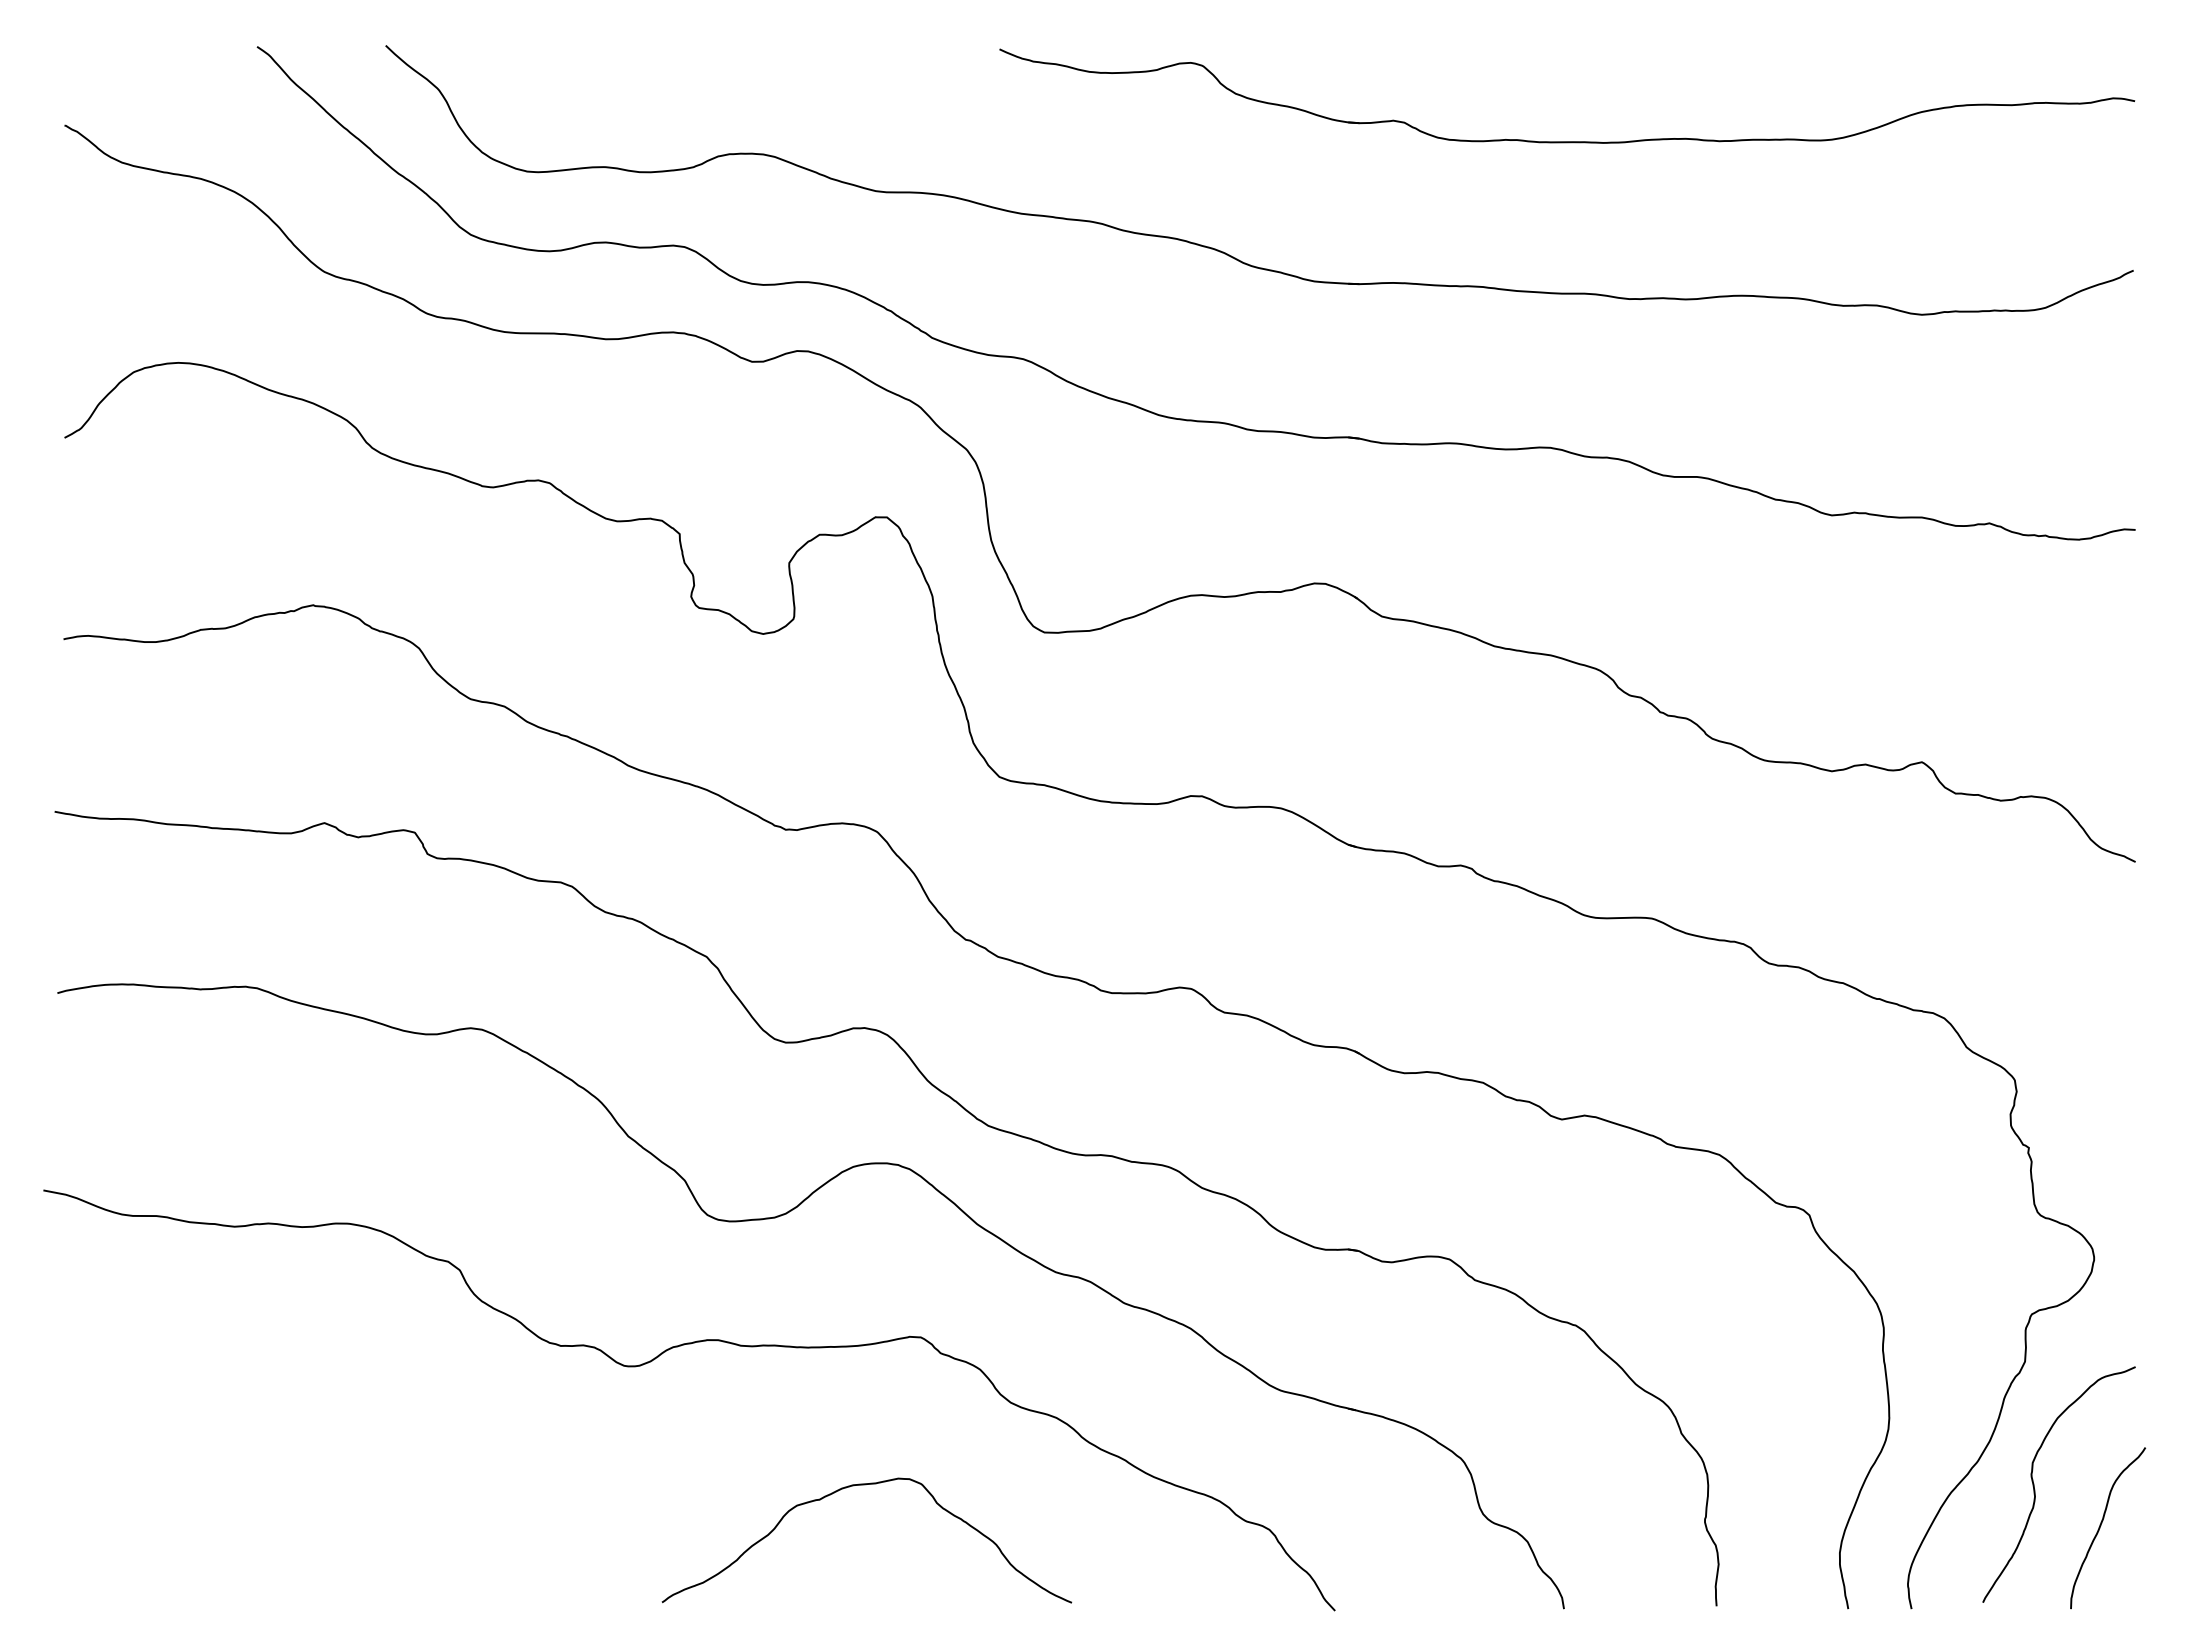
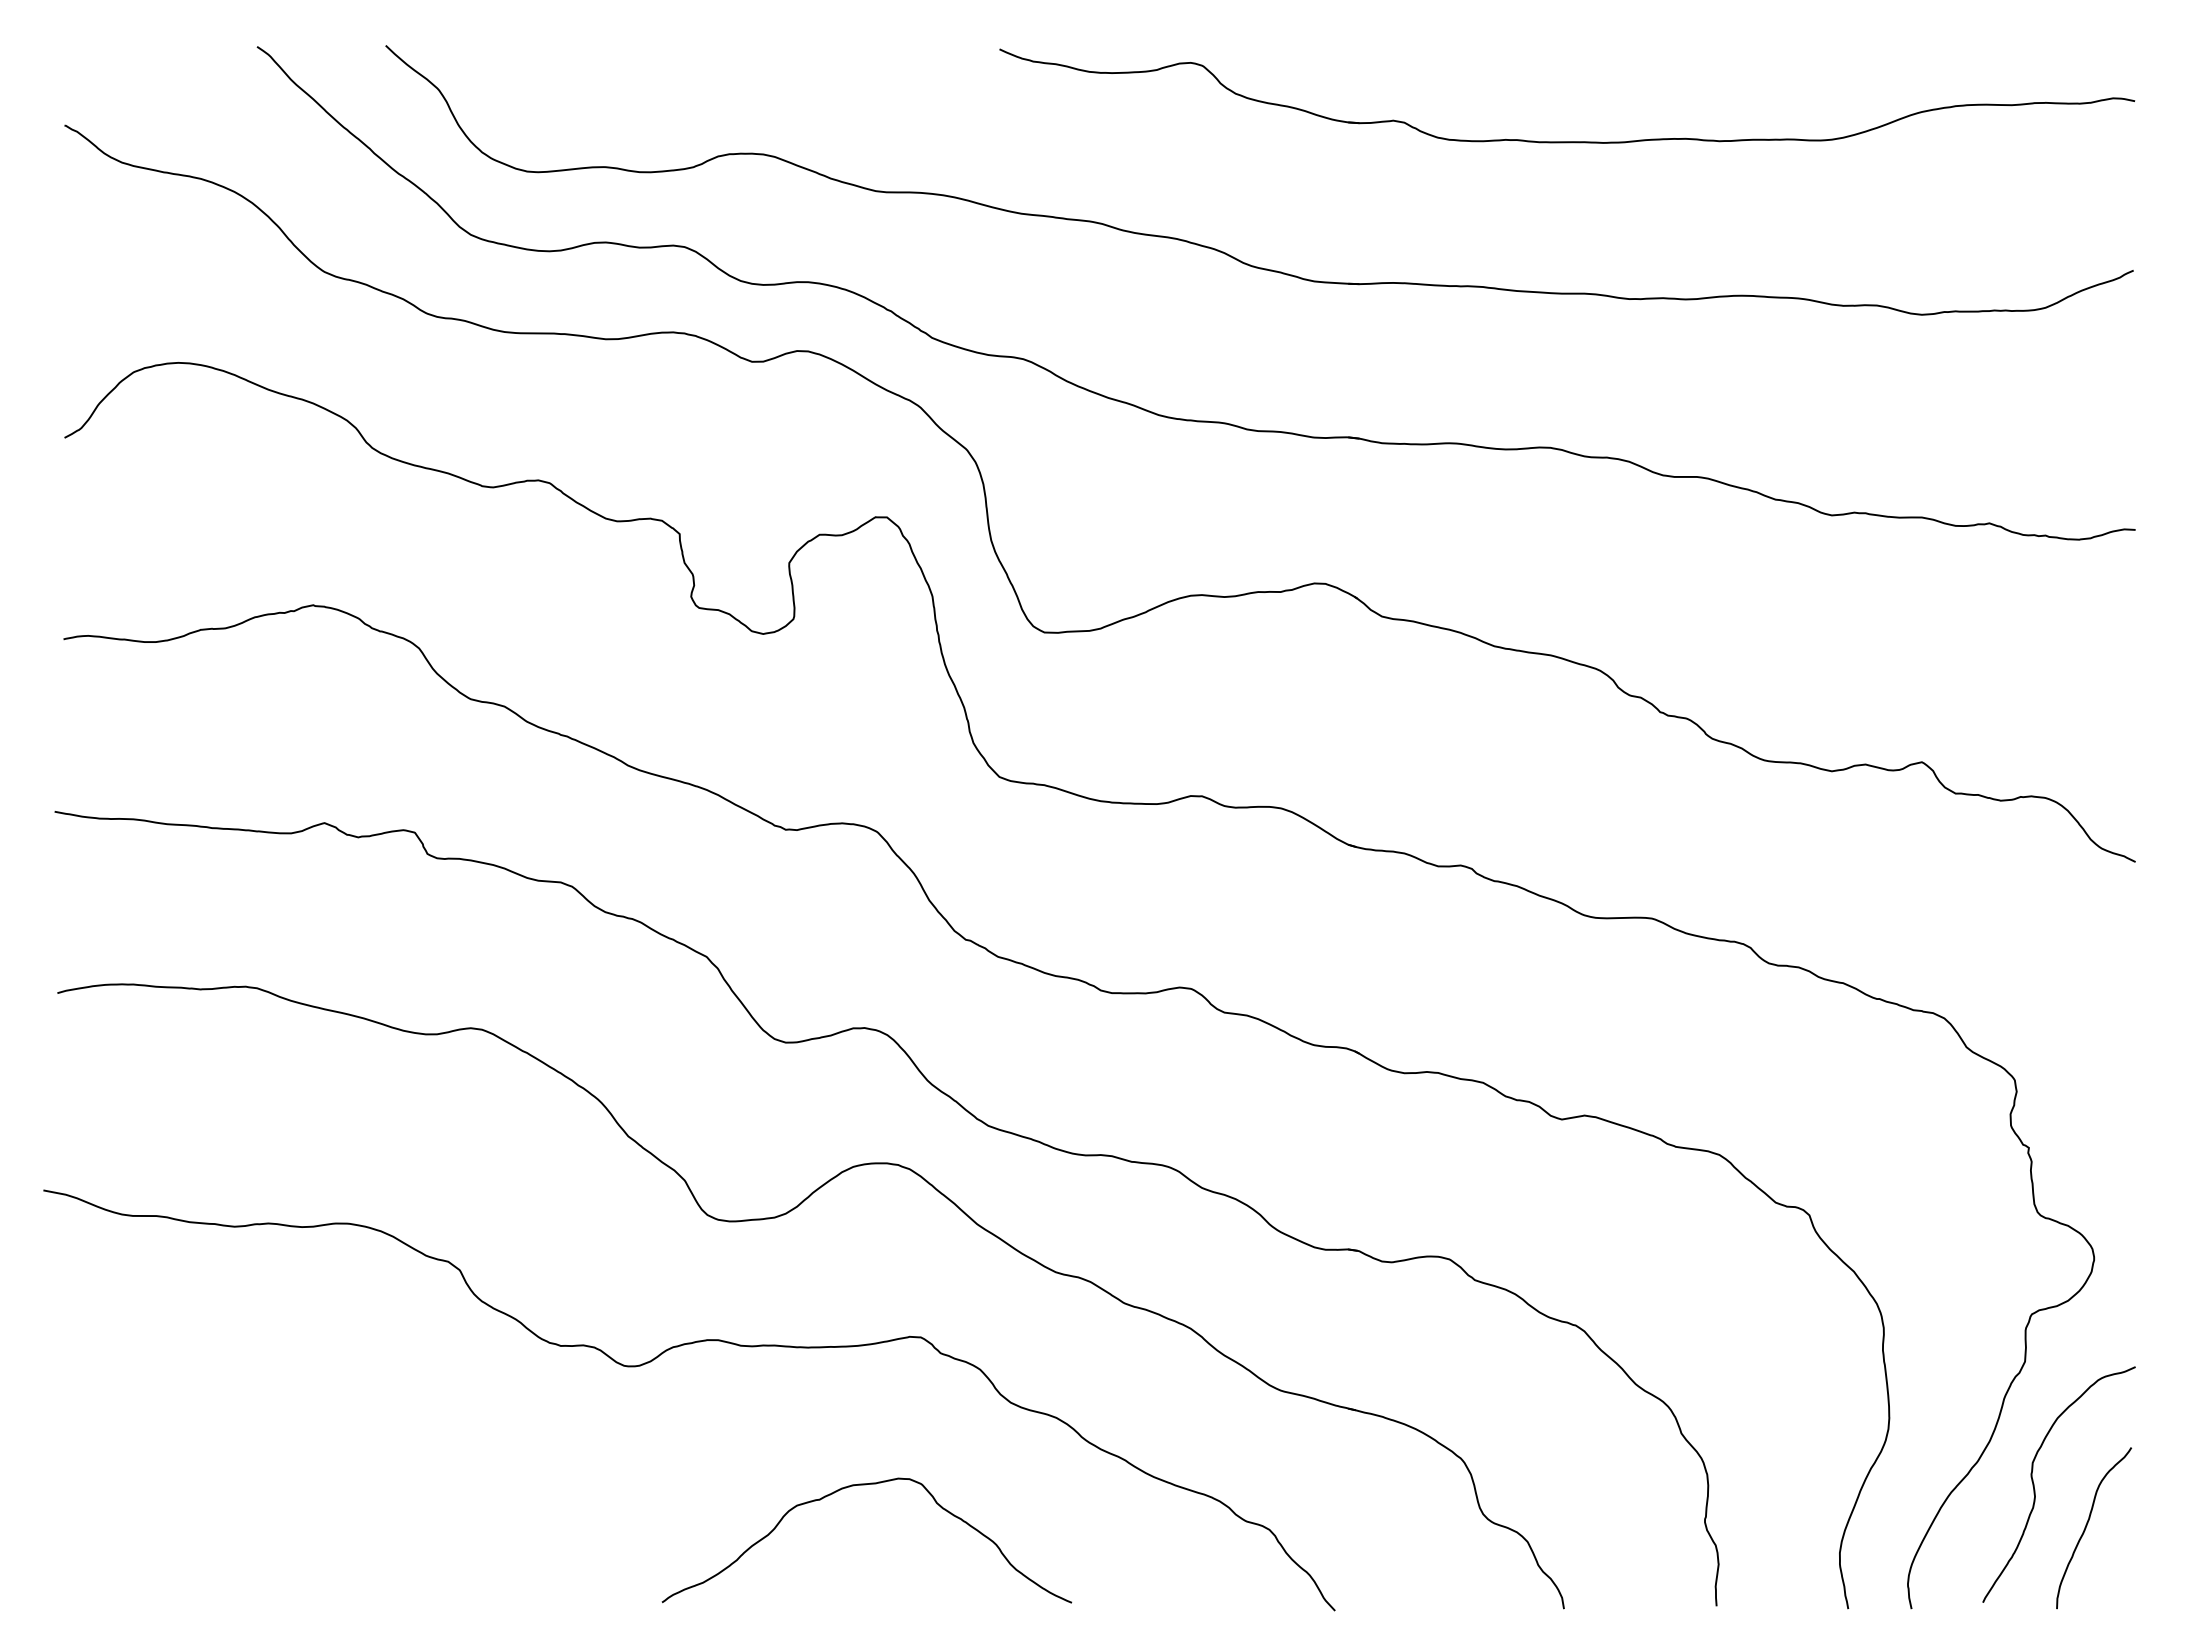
curve position: (2101, 1525) -> (2087, 1525) (2087, 1525)
